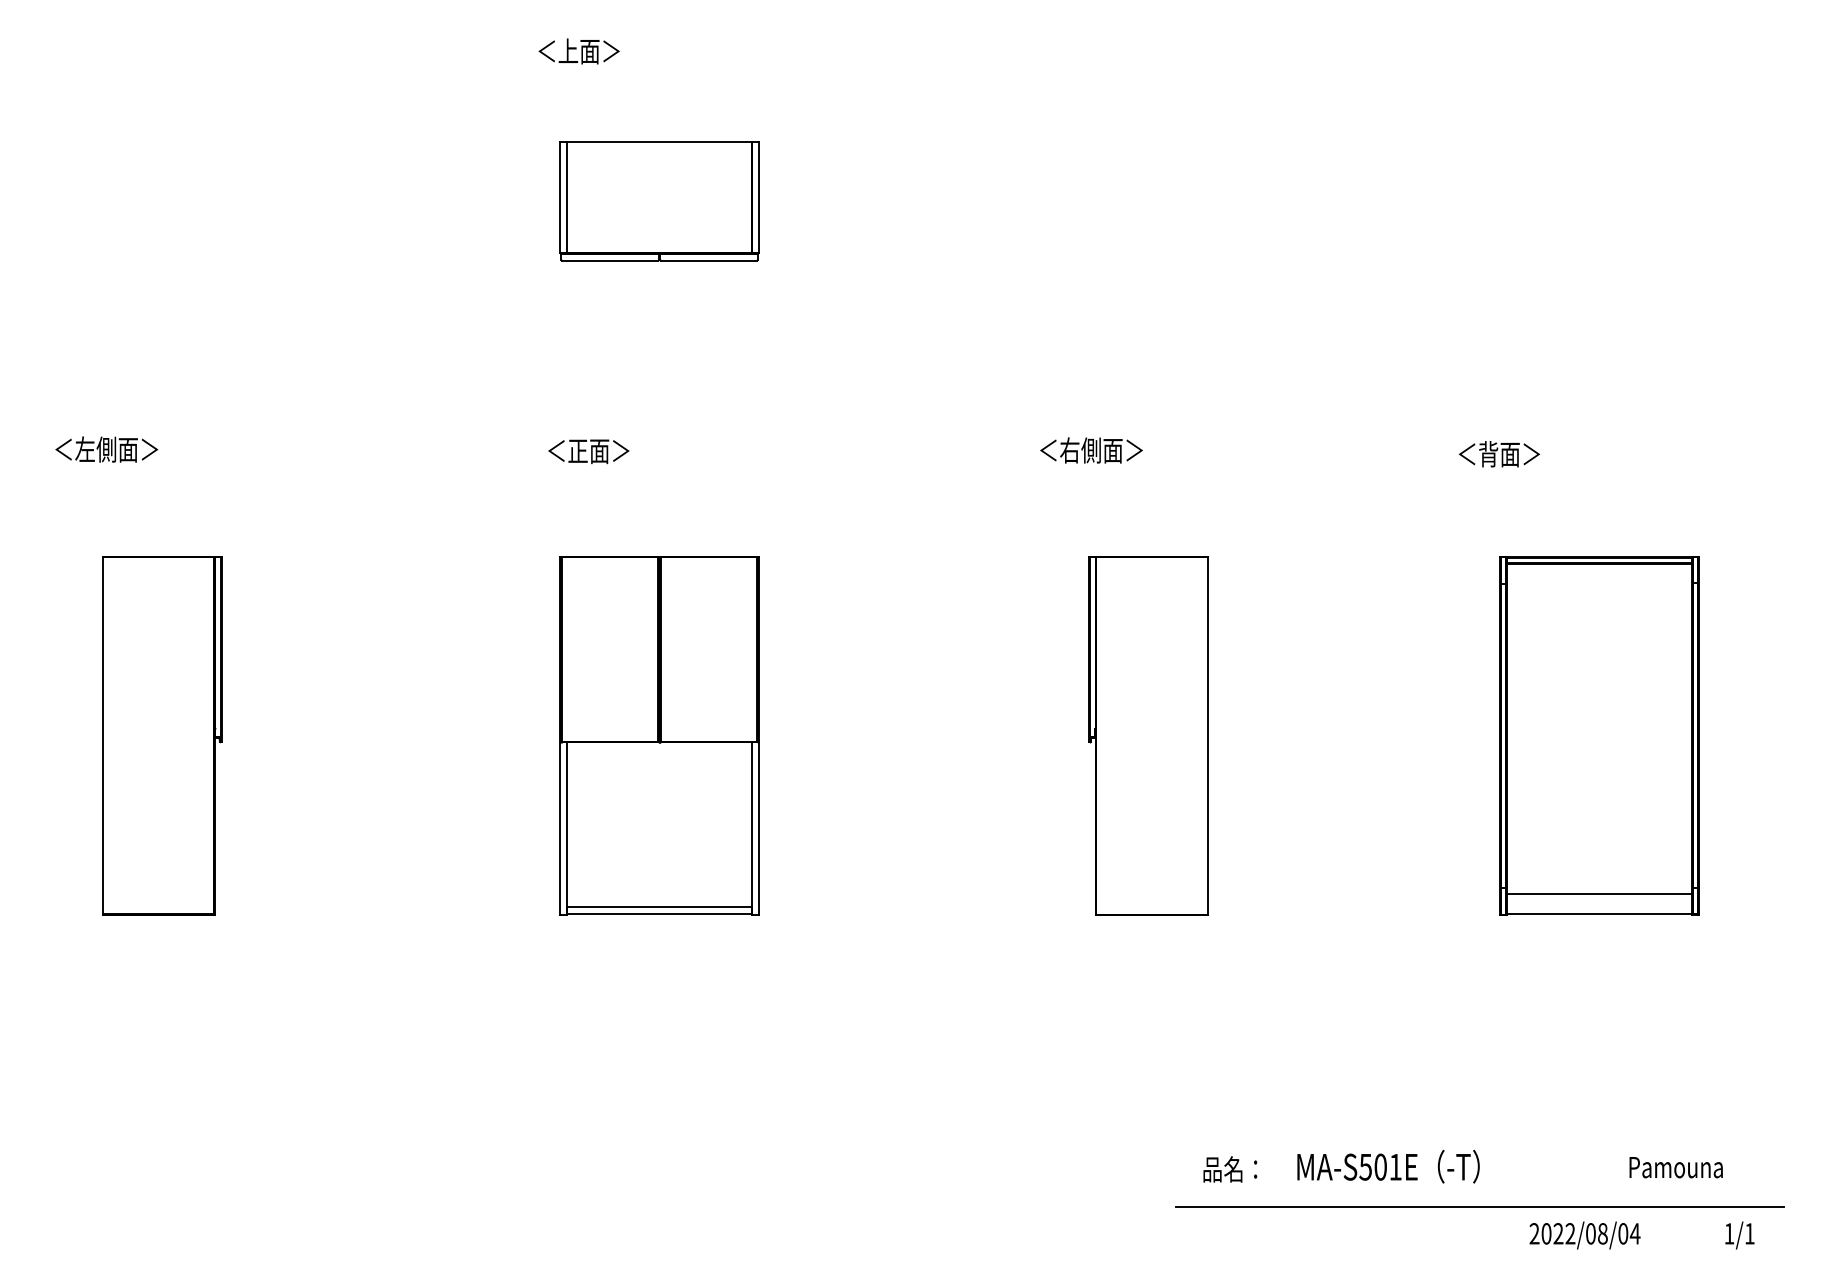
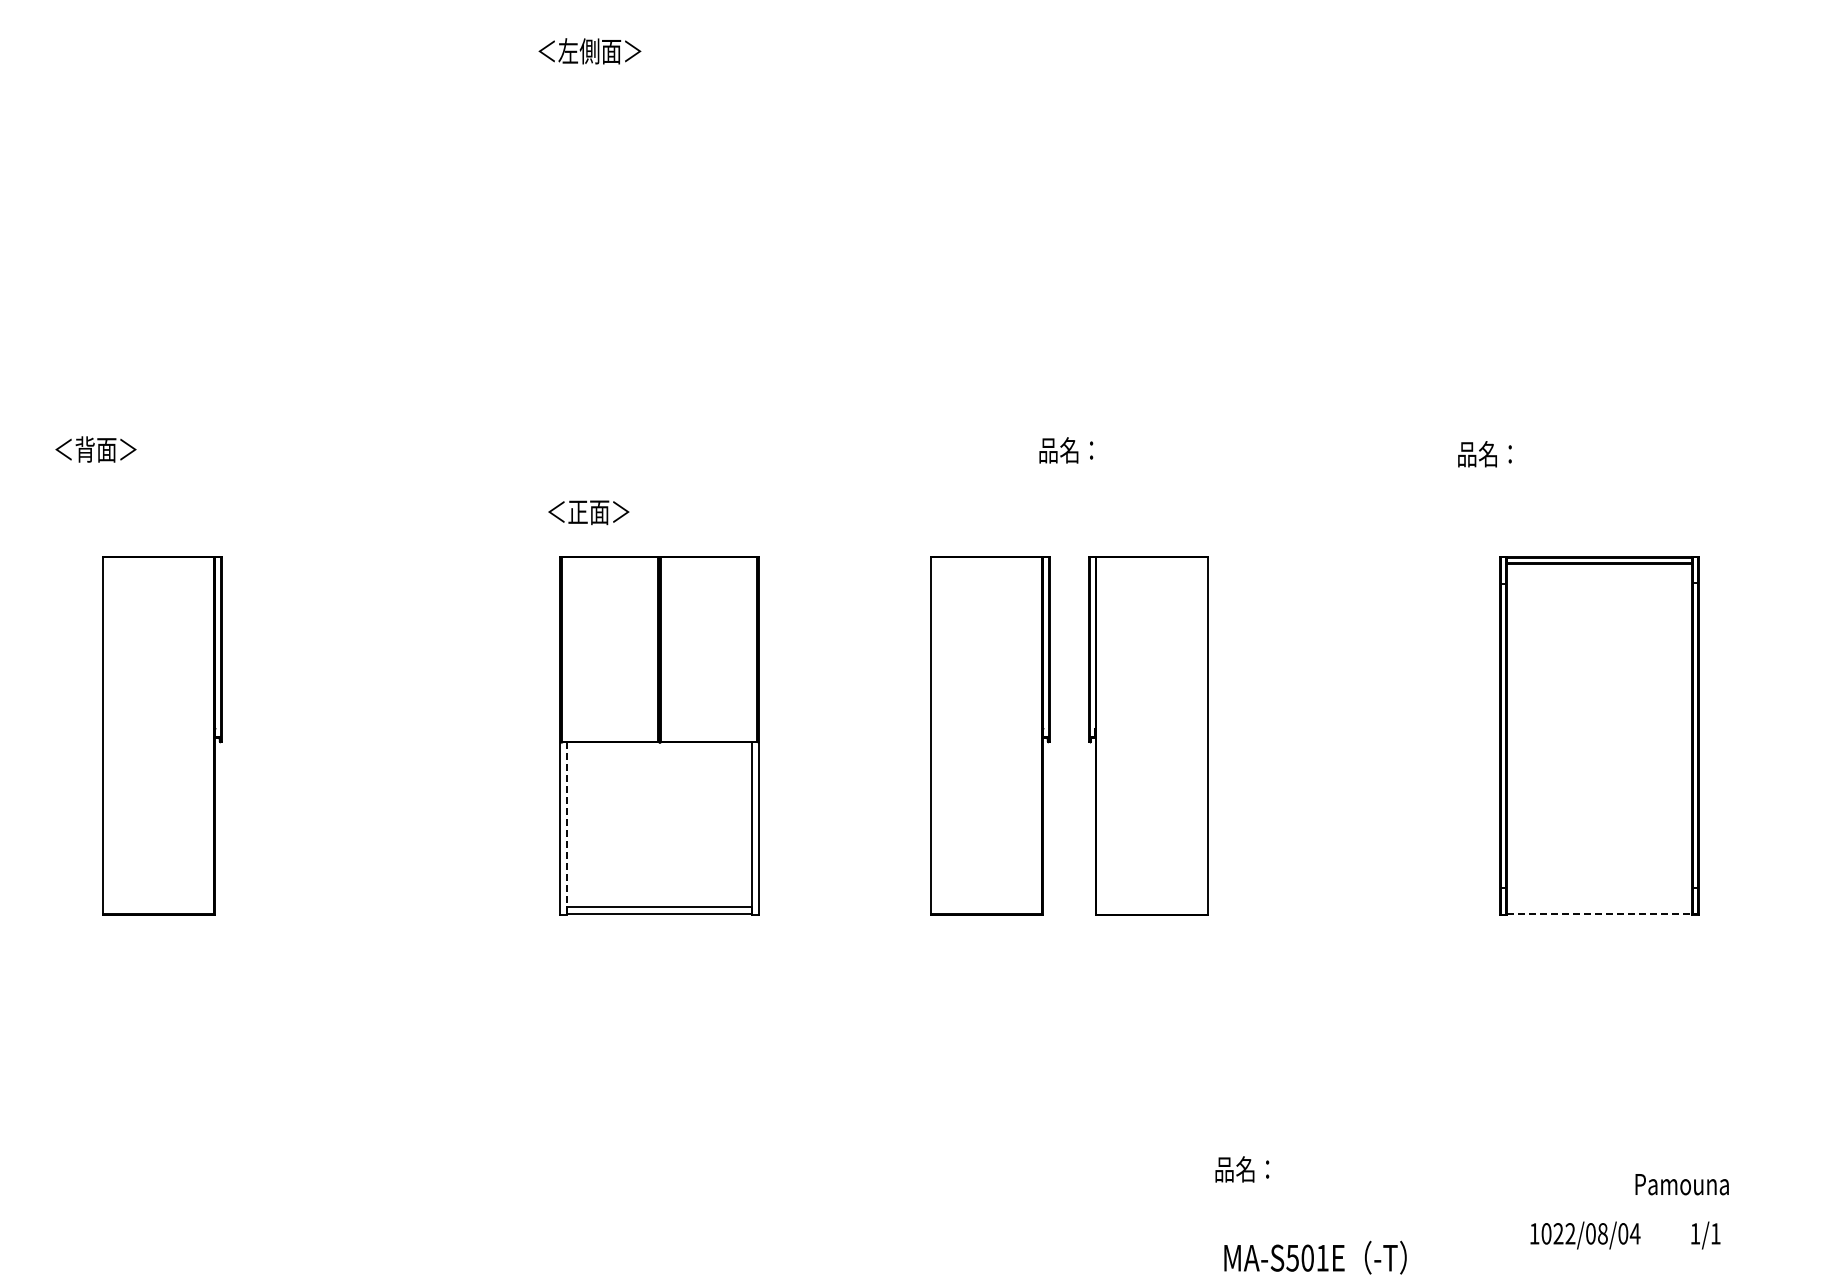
text: ＜上面＞ -> ＜左側面＞ (599, 51)
part: present -> none (659, 201)
text: ＜左側面＞ -> ＜背面＞ (116, 449)
text: ＜右側面＞ -> 品名： (1090, 450)
text position: (588, 451) -> (588, 512) (588, 512)
text: ＜背面＞ -> 品名： (1499, 454)
part: none -> present (990, 735)
line: solid -> dashed (567, 828)
line: present -> none (1599, 894)
line: solid -> dashed (1600, 914)
text position: (1388, 1166) -> (1315, 1257) (1315, 1257)
text position: (1675, 1167) -> (1681, 1184) (1681, 1184)
text position: (1230, 1169) -> (1242, 1169) (1242, 1169)
line: present -> none (1479, 1207)
text: 2022/08/04 -> 1022/08/04 (1534, 1233)
text position: (1739, 1235) -> (1705, 1235) (1705, 1235)
